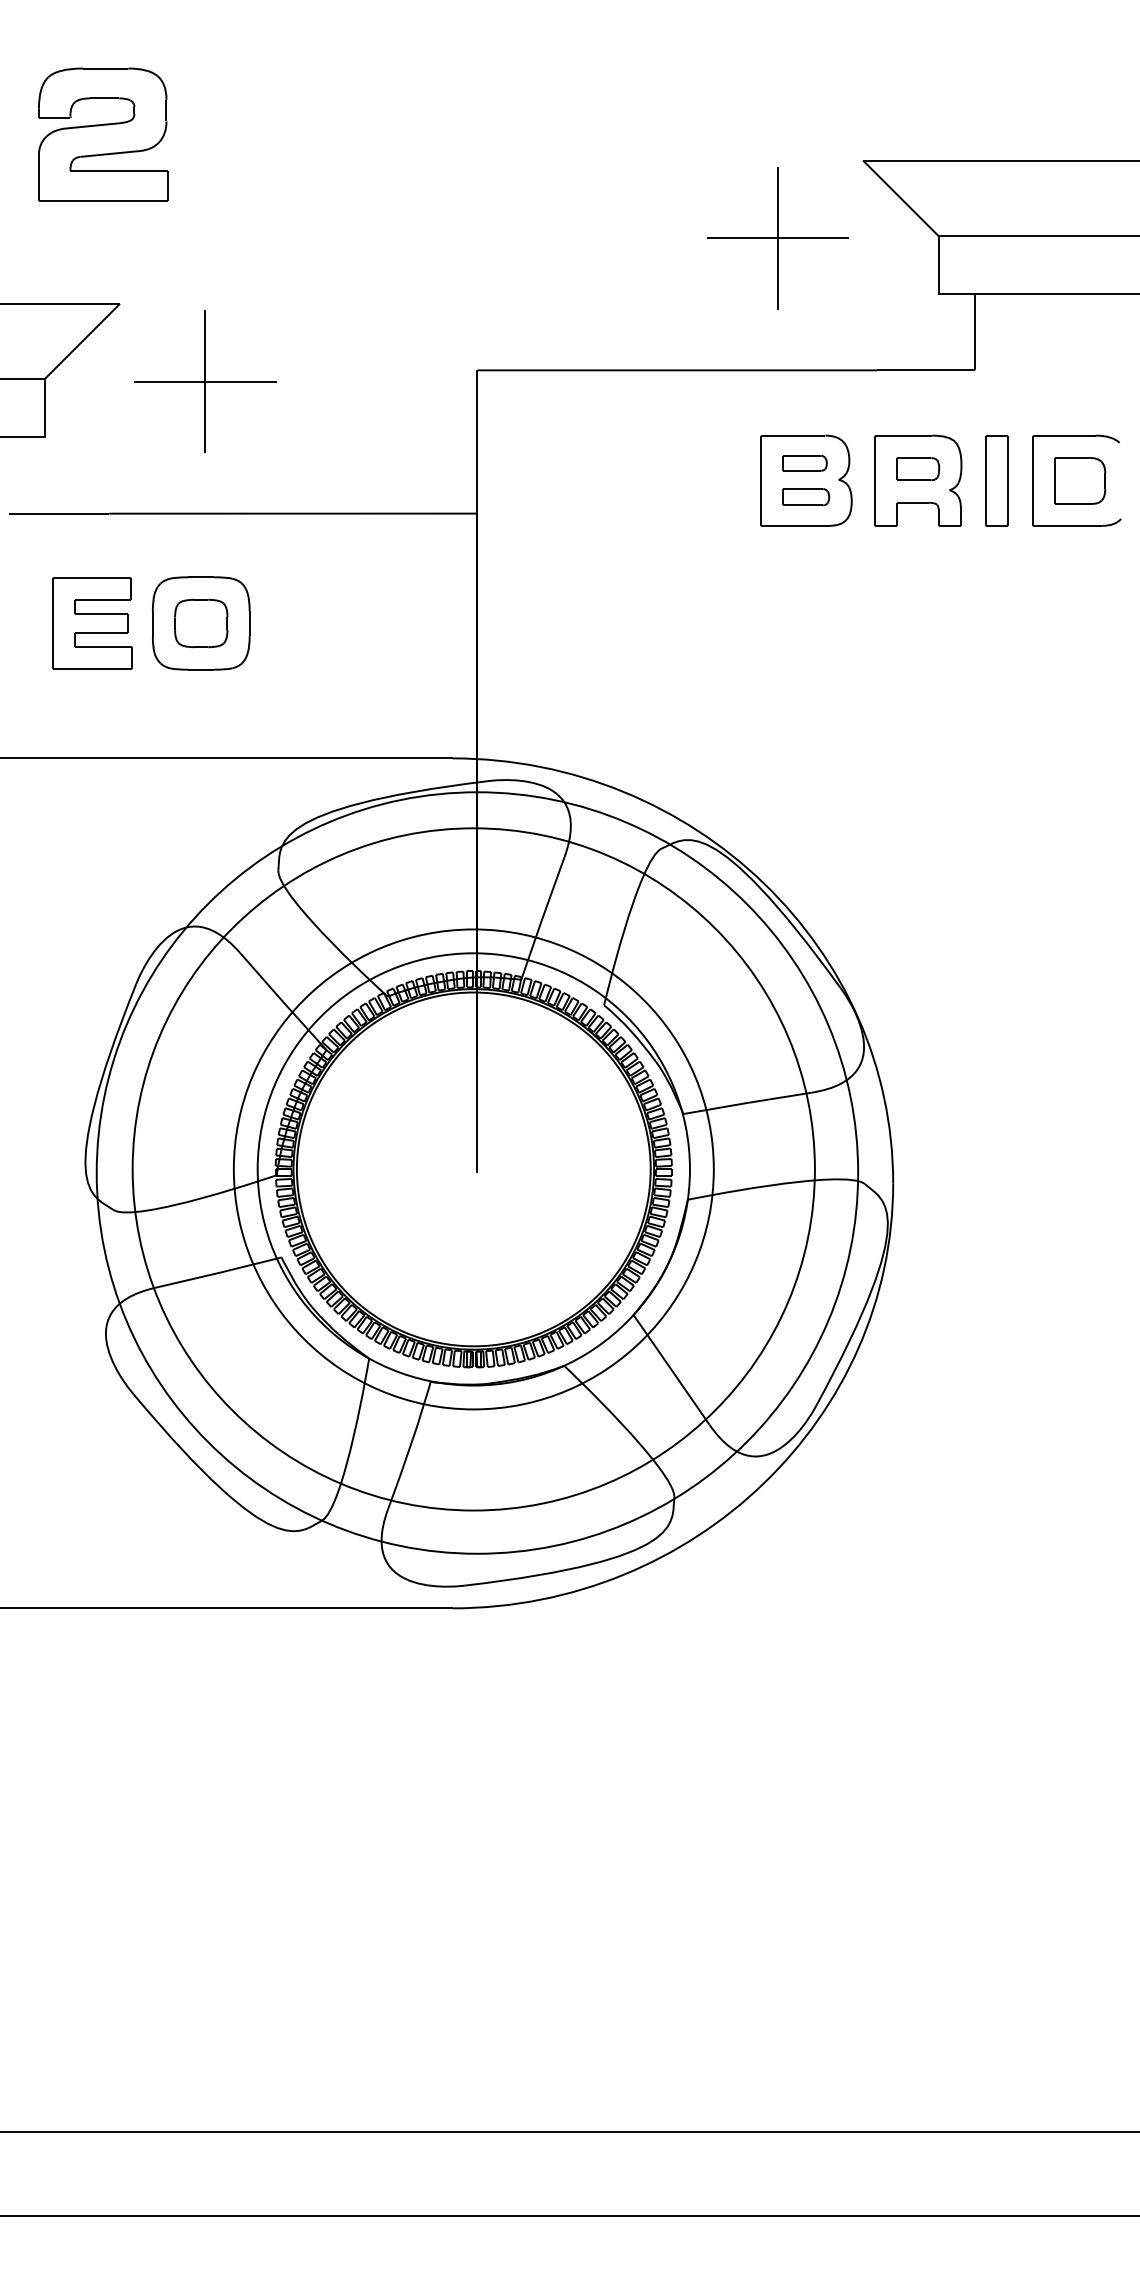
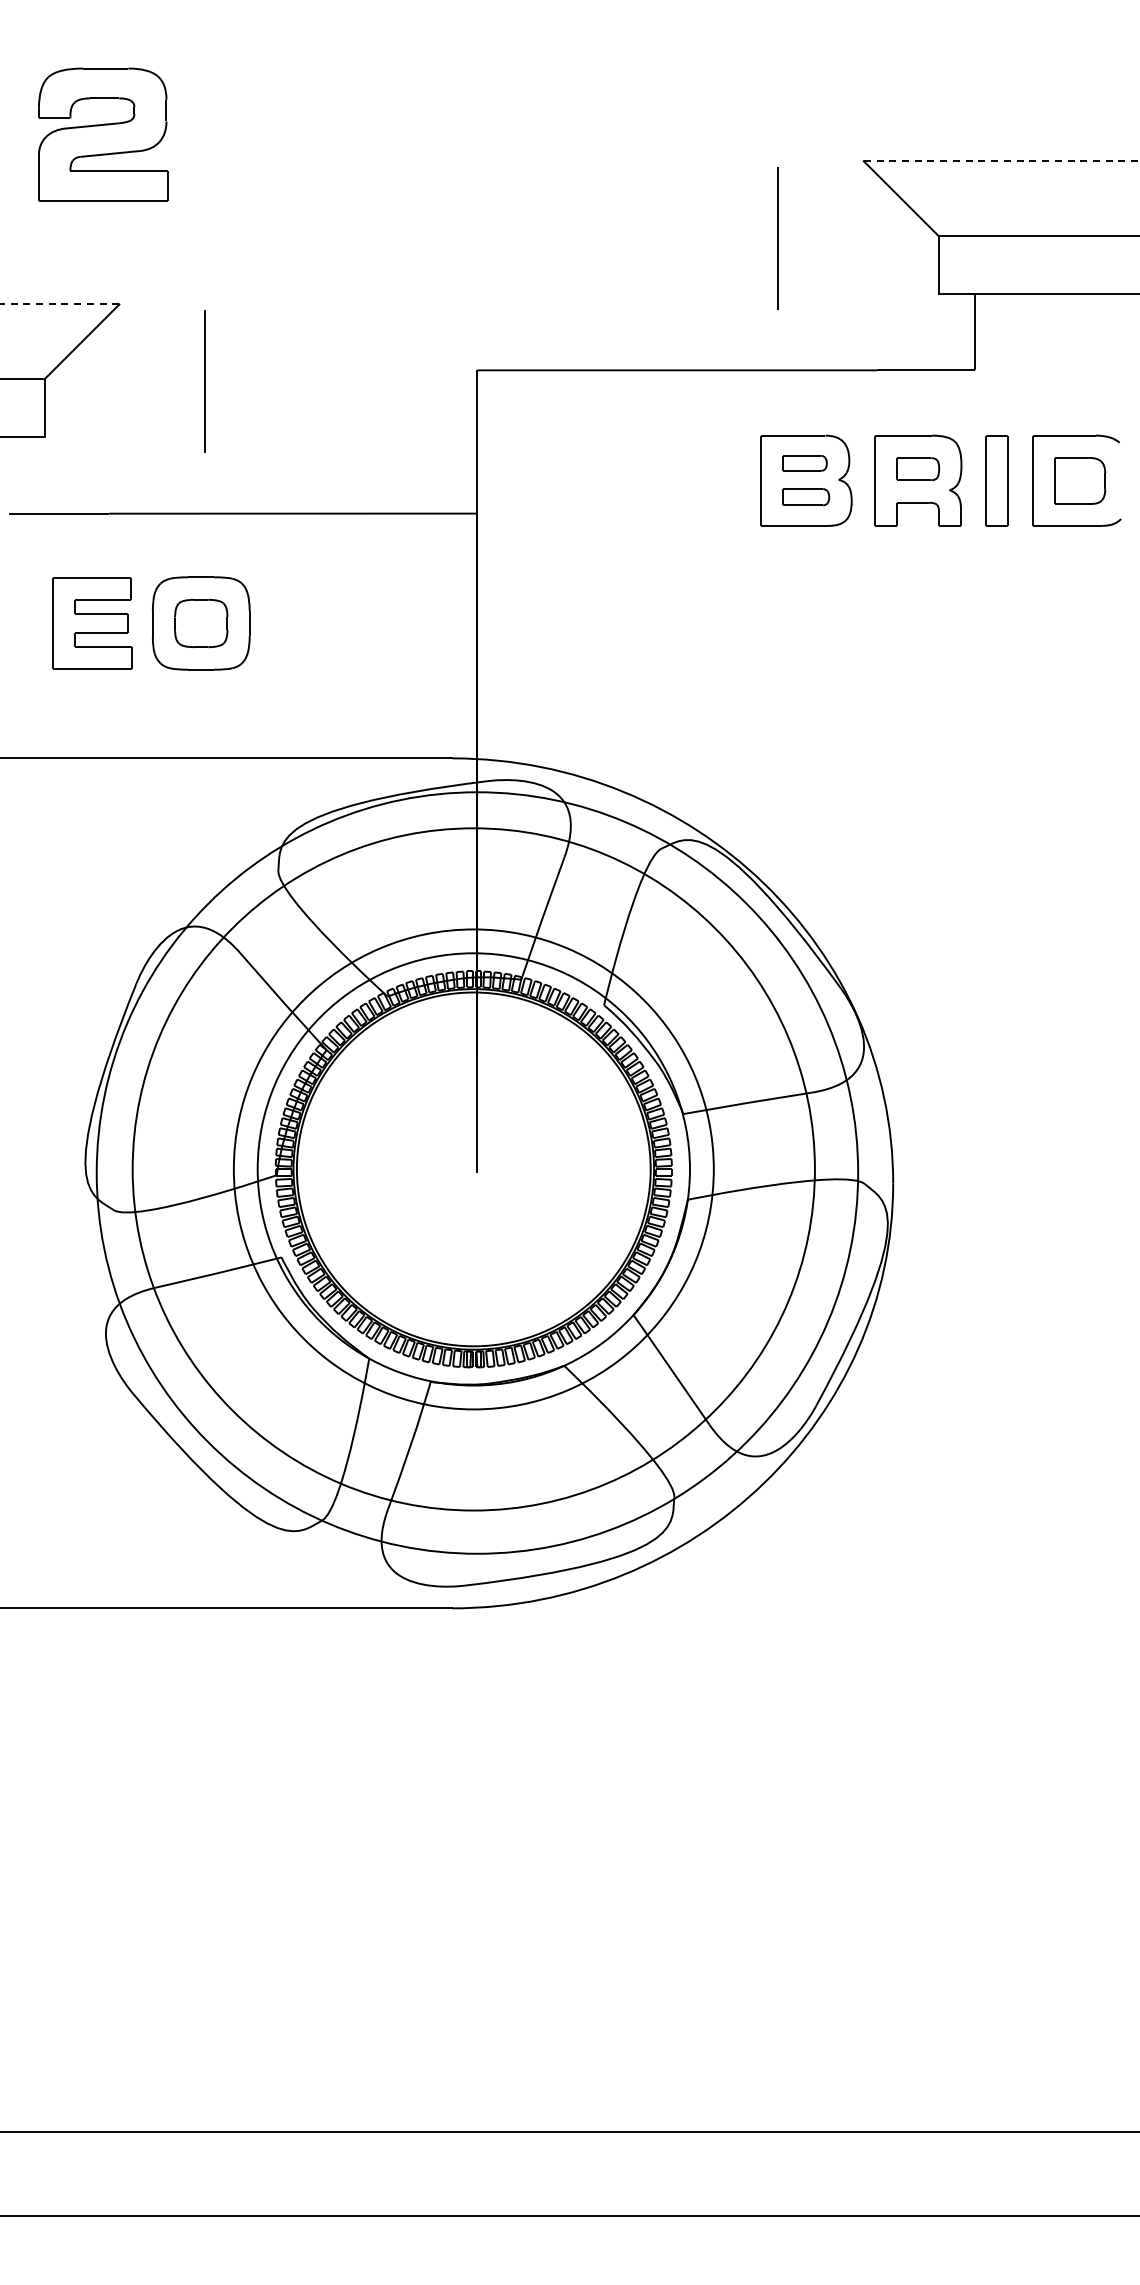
line: solid -> dashed (1001, 161)
line: present -> none (777, 238)
line: solid -> dashed (59, 304)
line: present -> none (204, 381)
